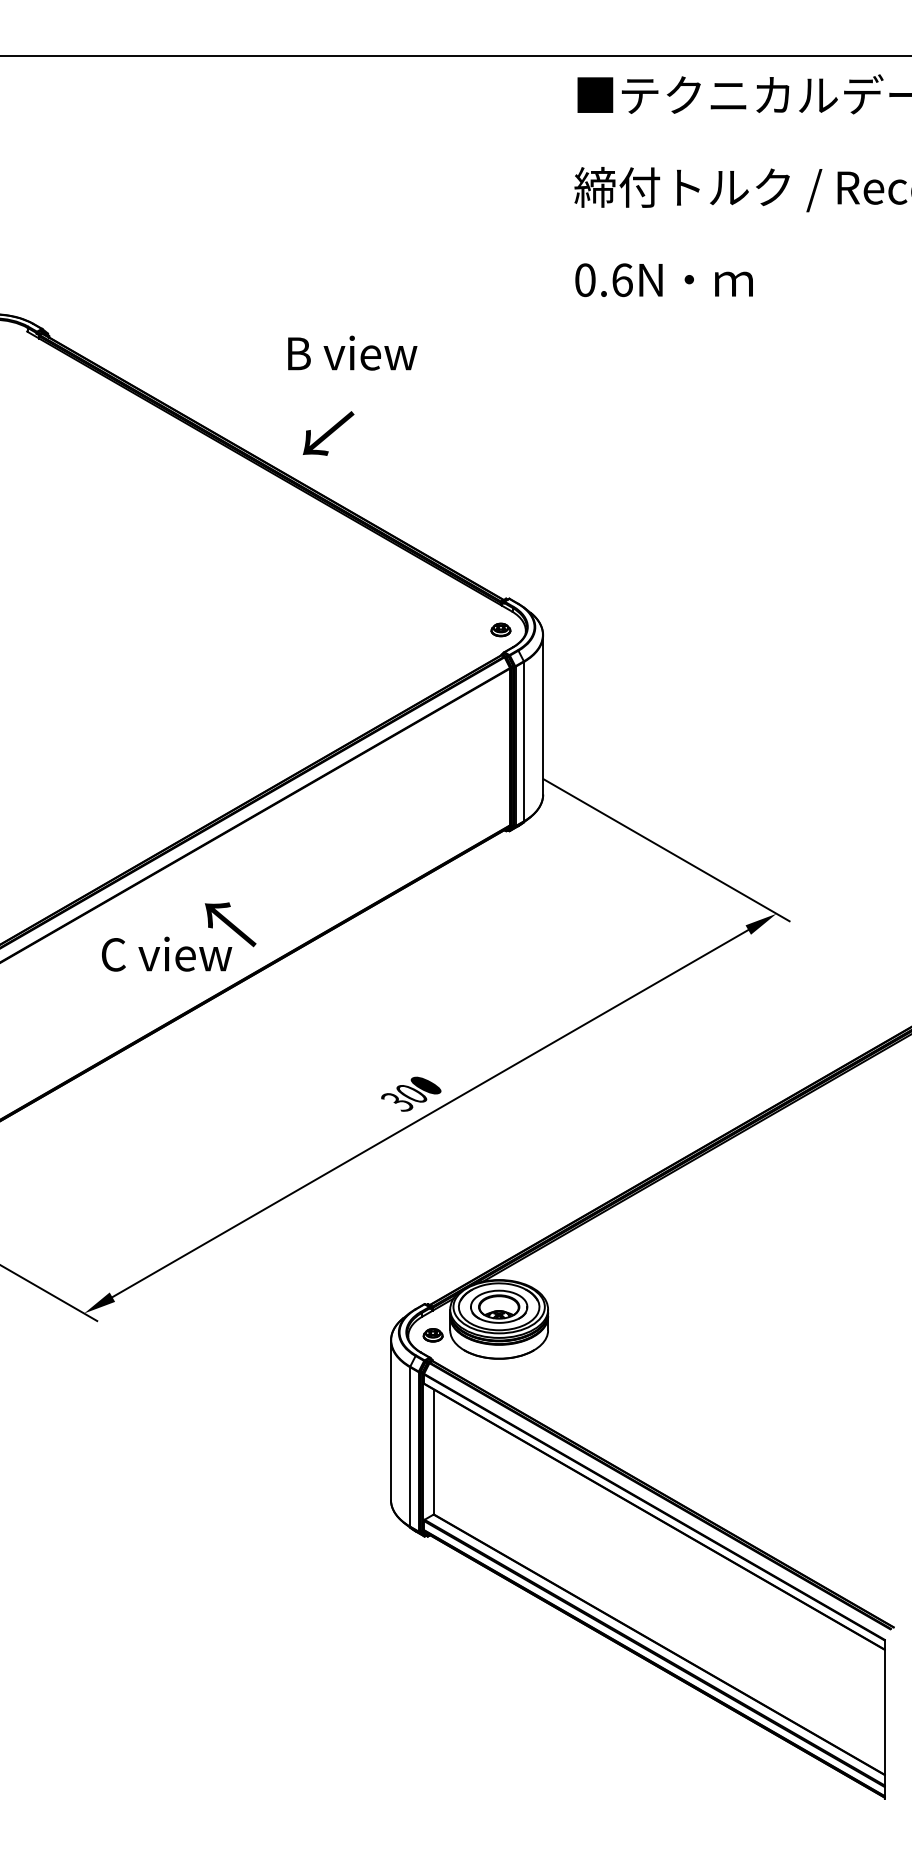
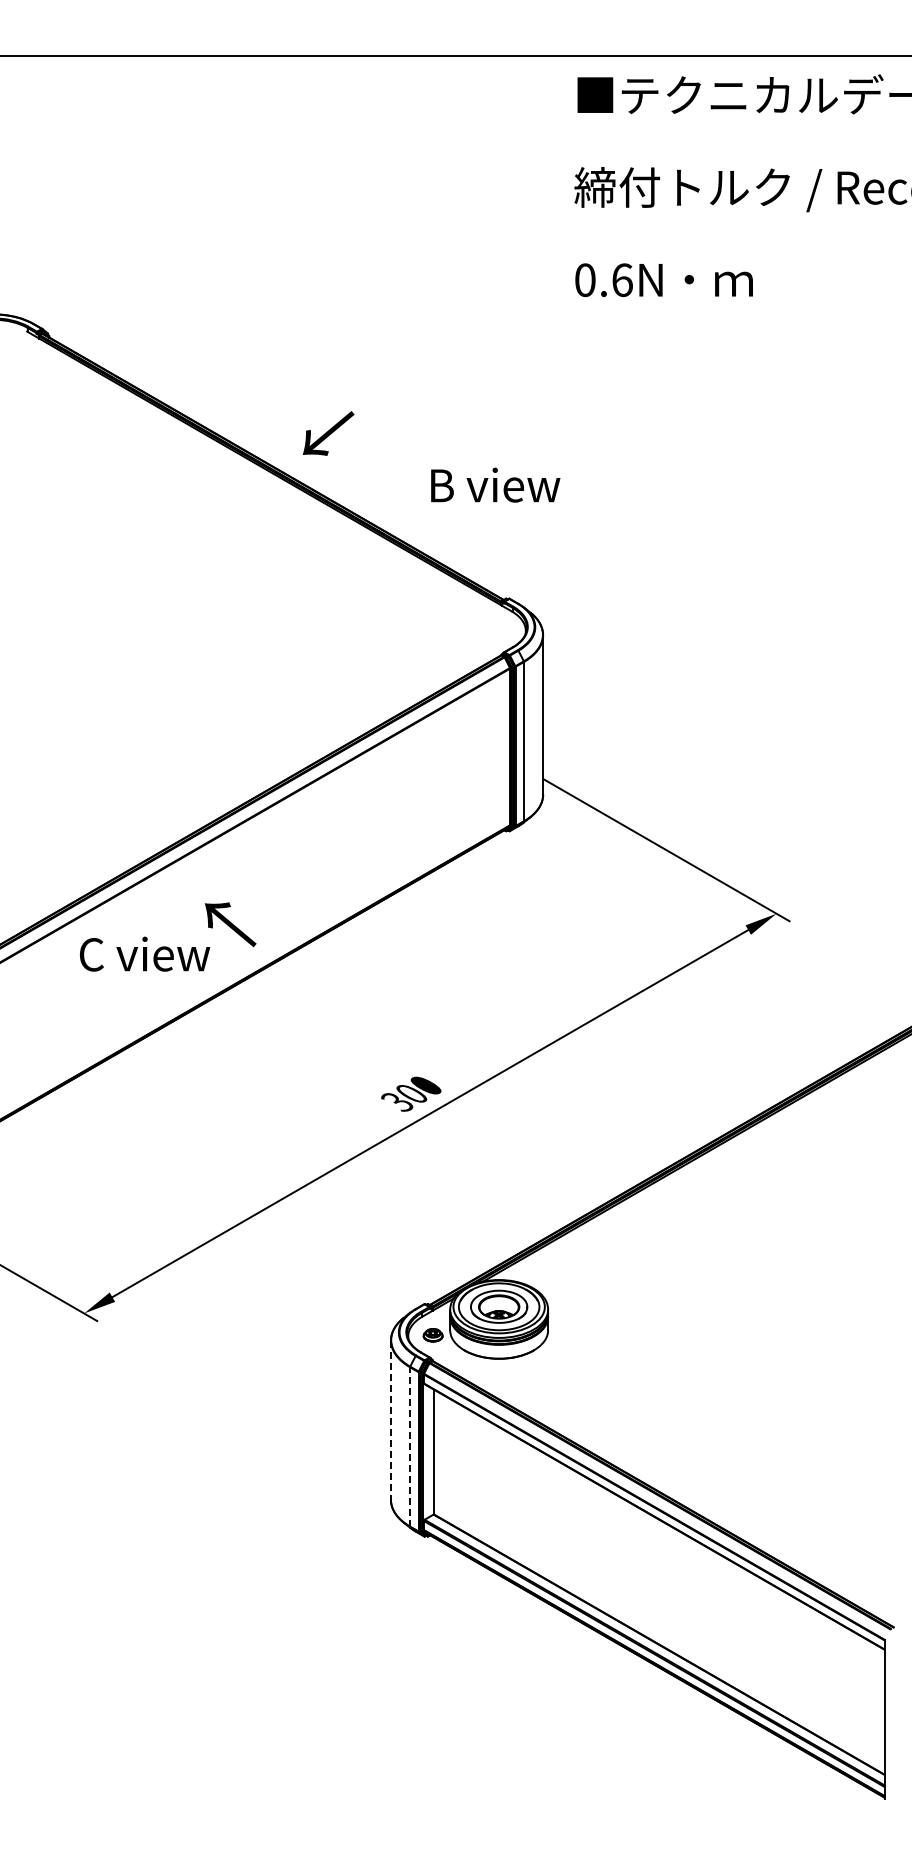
text position: (352, 352) -> (495, 484) (495, 484)
part: present -> none (500, 629)
text position: (167, 953) -> (145, 953) (145, 953)
line: solid -> dashed (390, 1420)
line: solid -> dashed (410, 1446)
